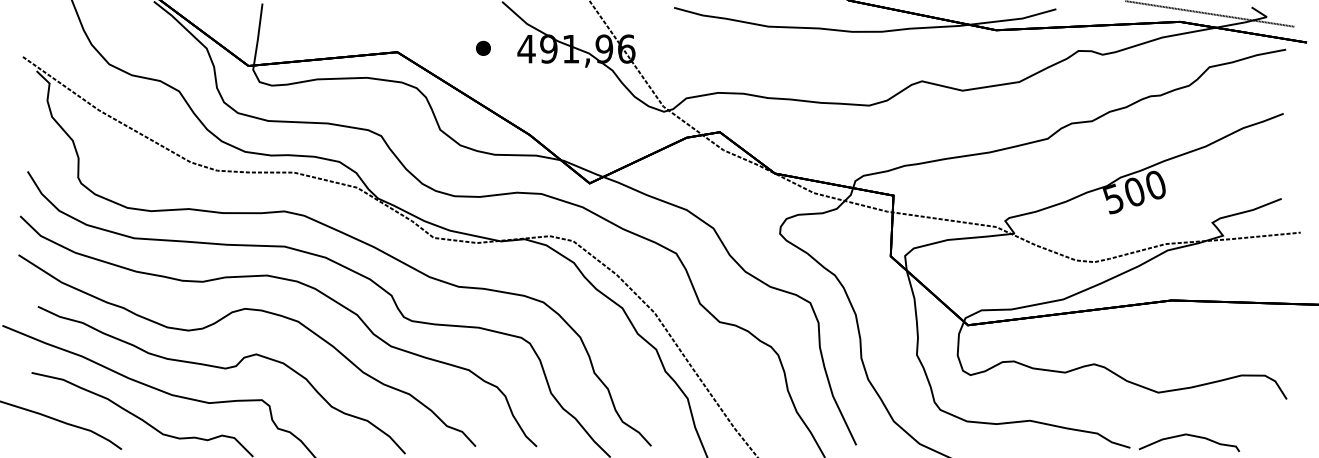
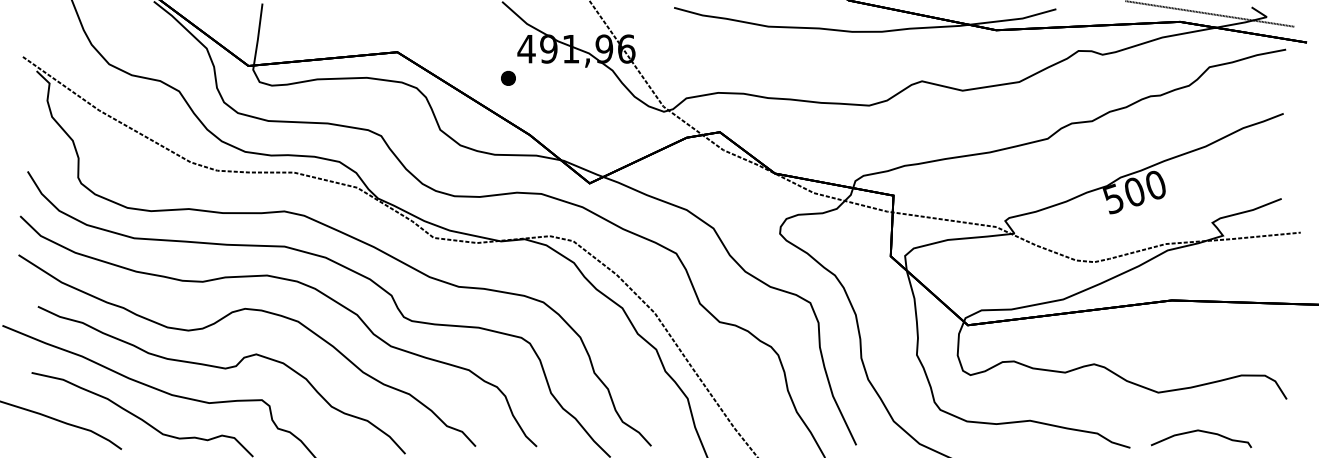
part position: (483, 47) -> (508, 77) (508, 77)
curve position: (1190, 436) -> (1202, 432) (1202, 432)
